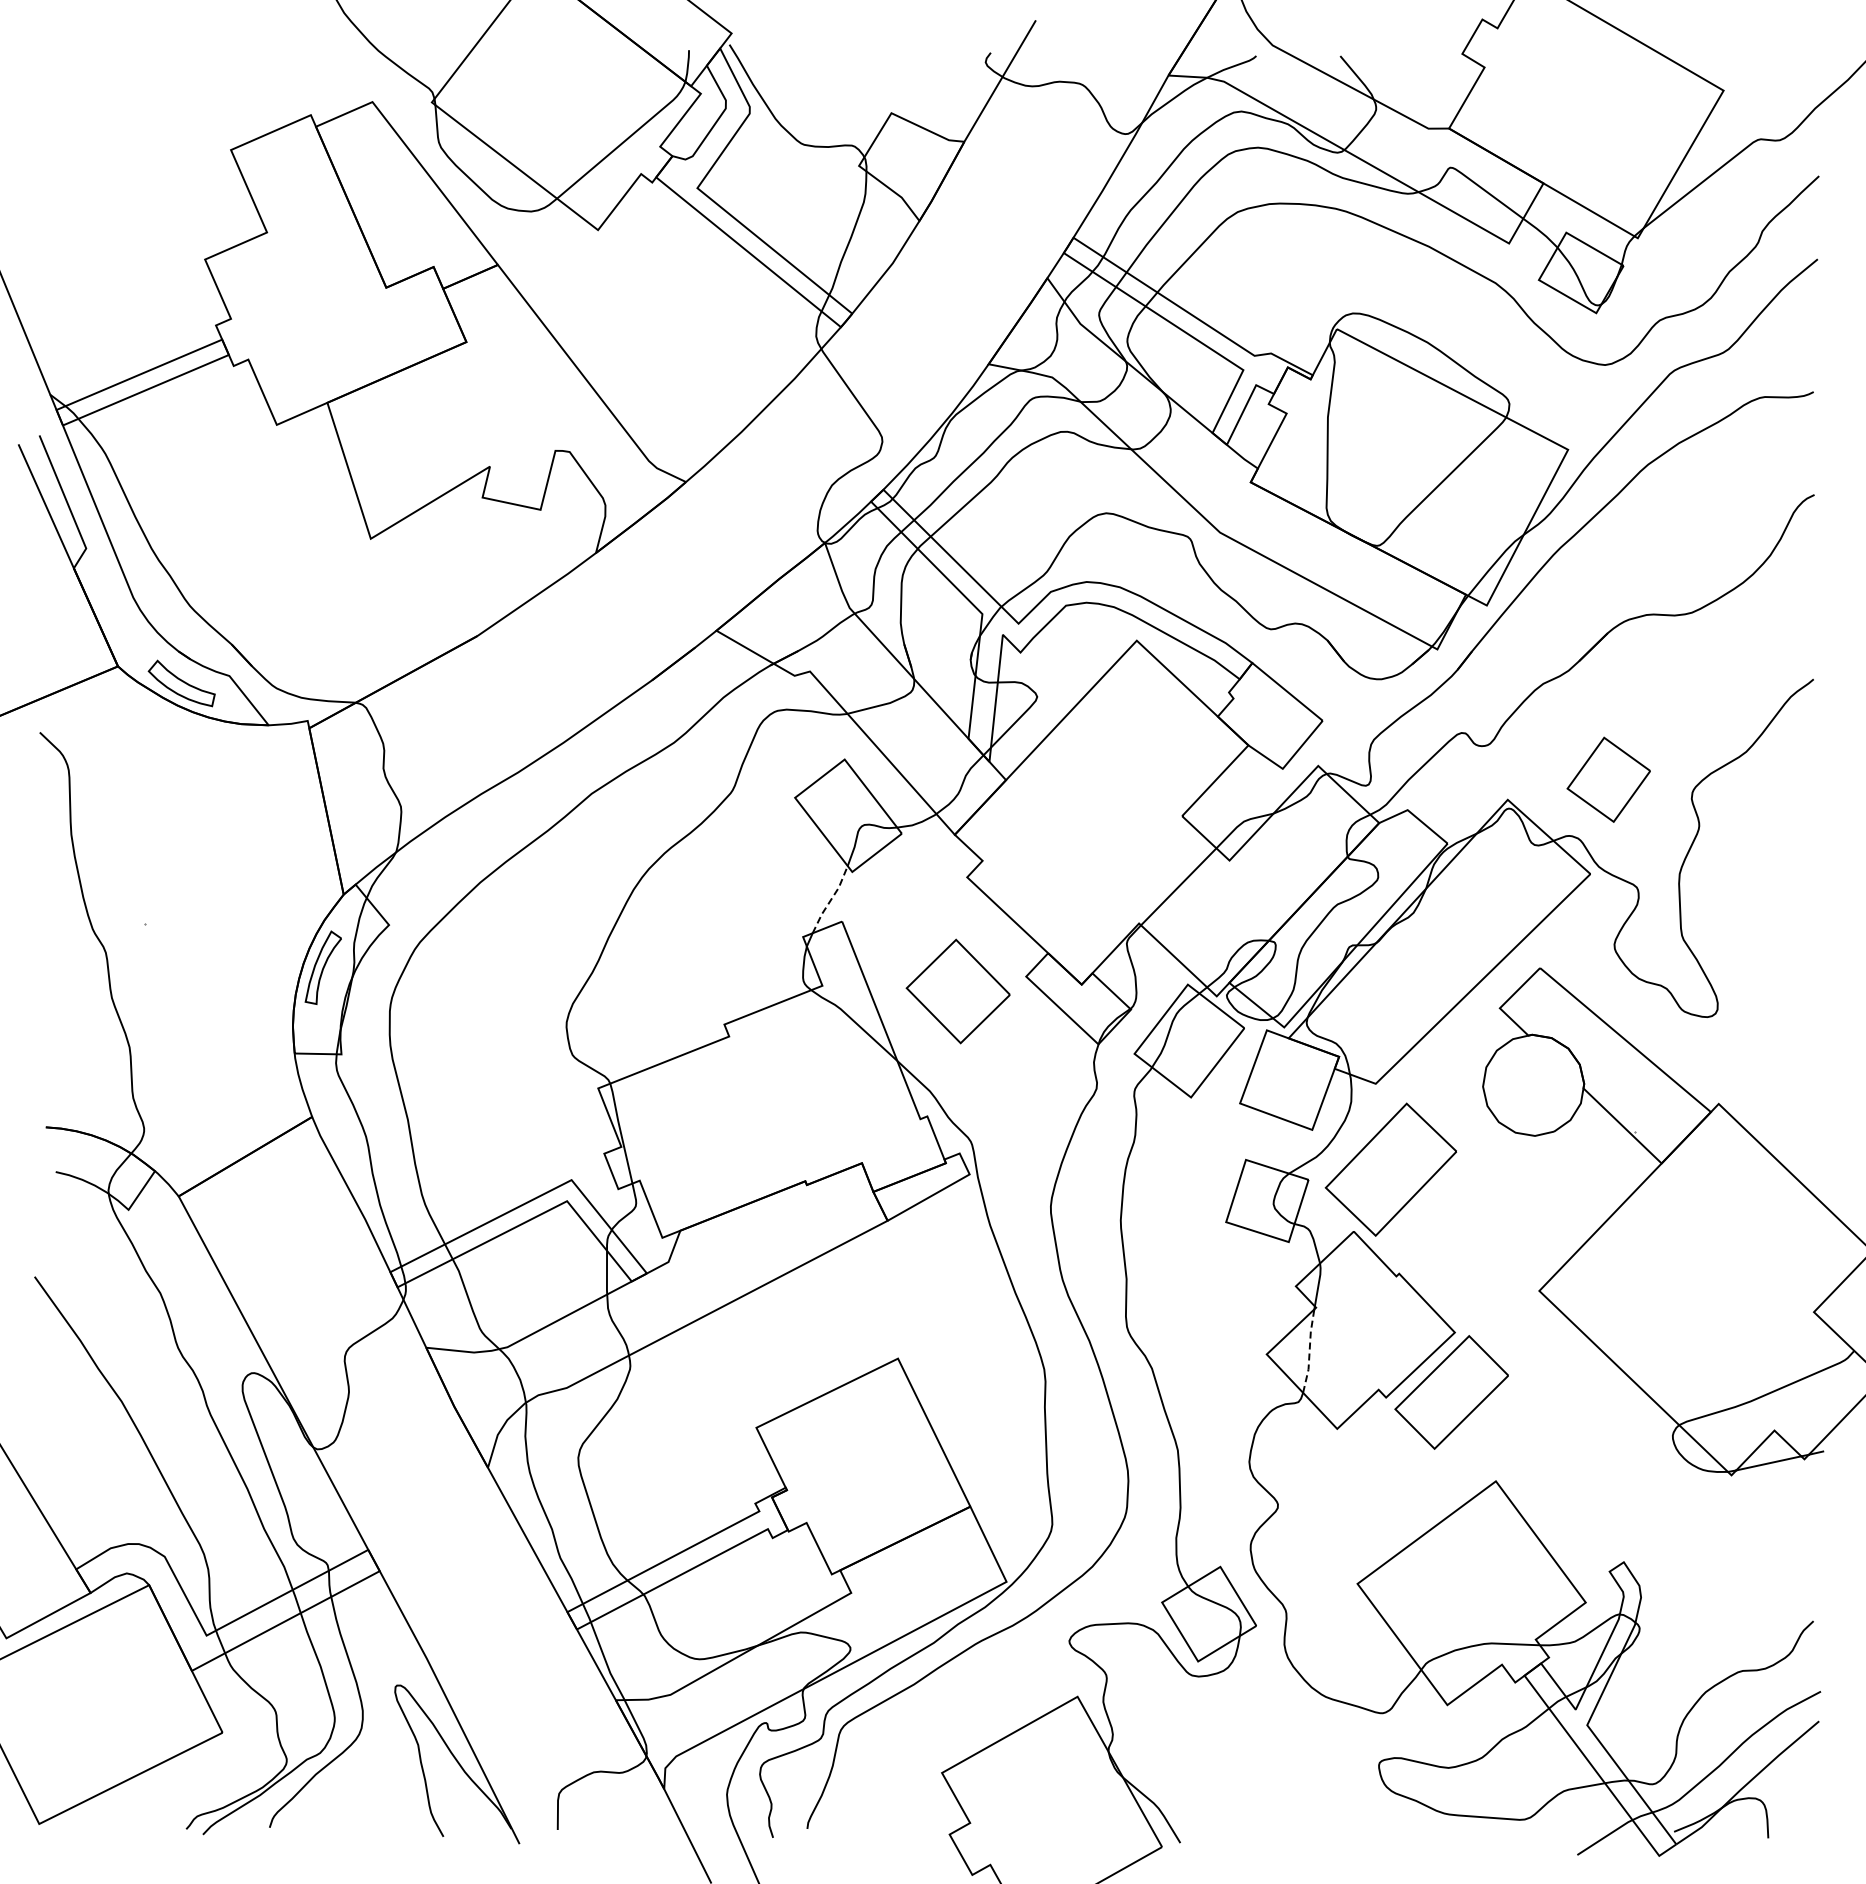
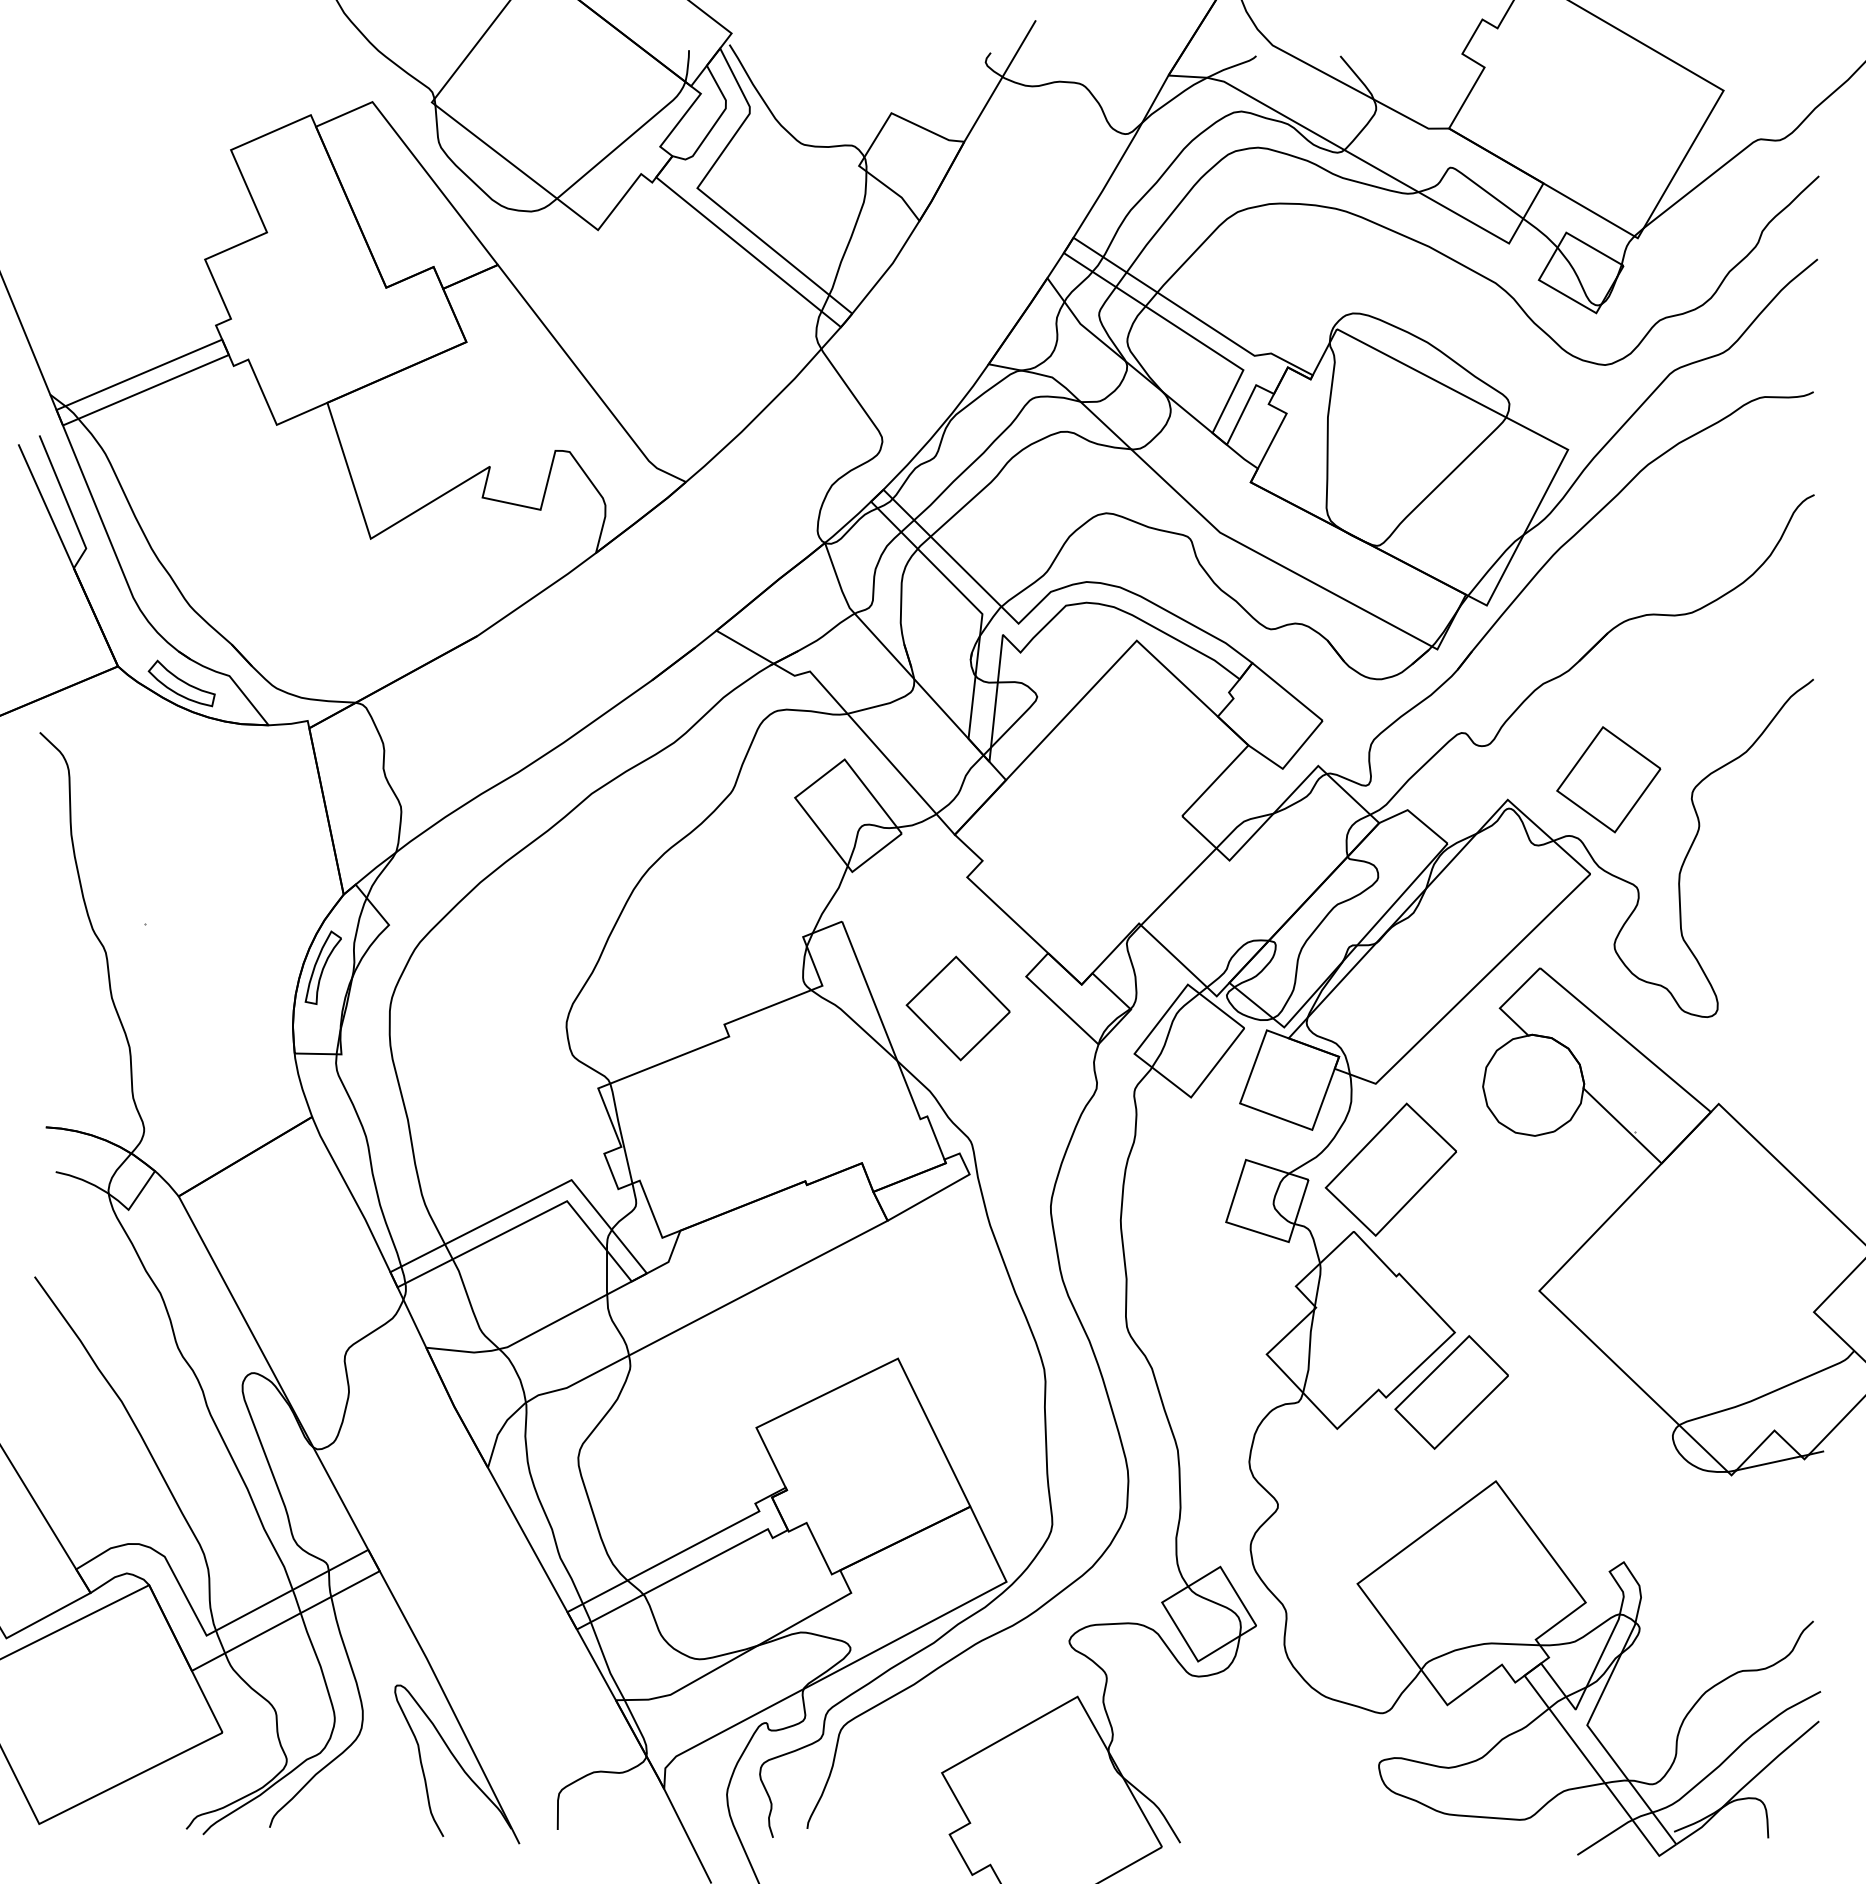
part size: 85x87 px -> 106x108 px (1608, 779)
line: dashed -> solid (830, 900)
part position: (957, 991) -> (957, 1008) (957, 1008)
line: dashed -> solid (1309, 1351)
